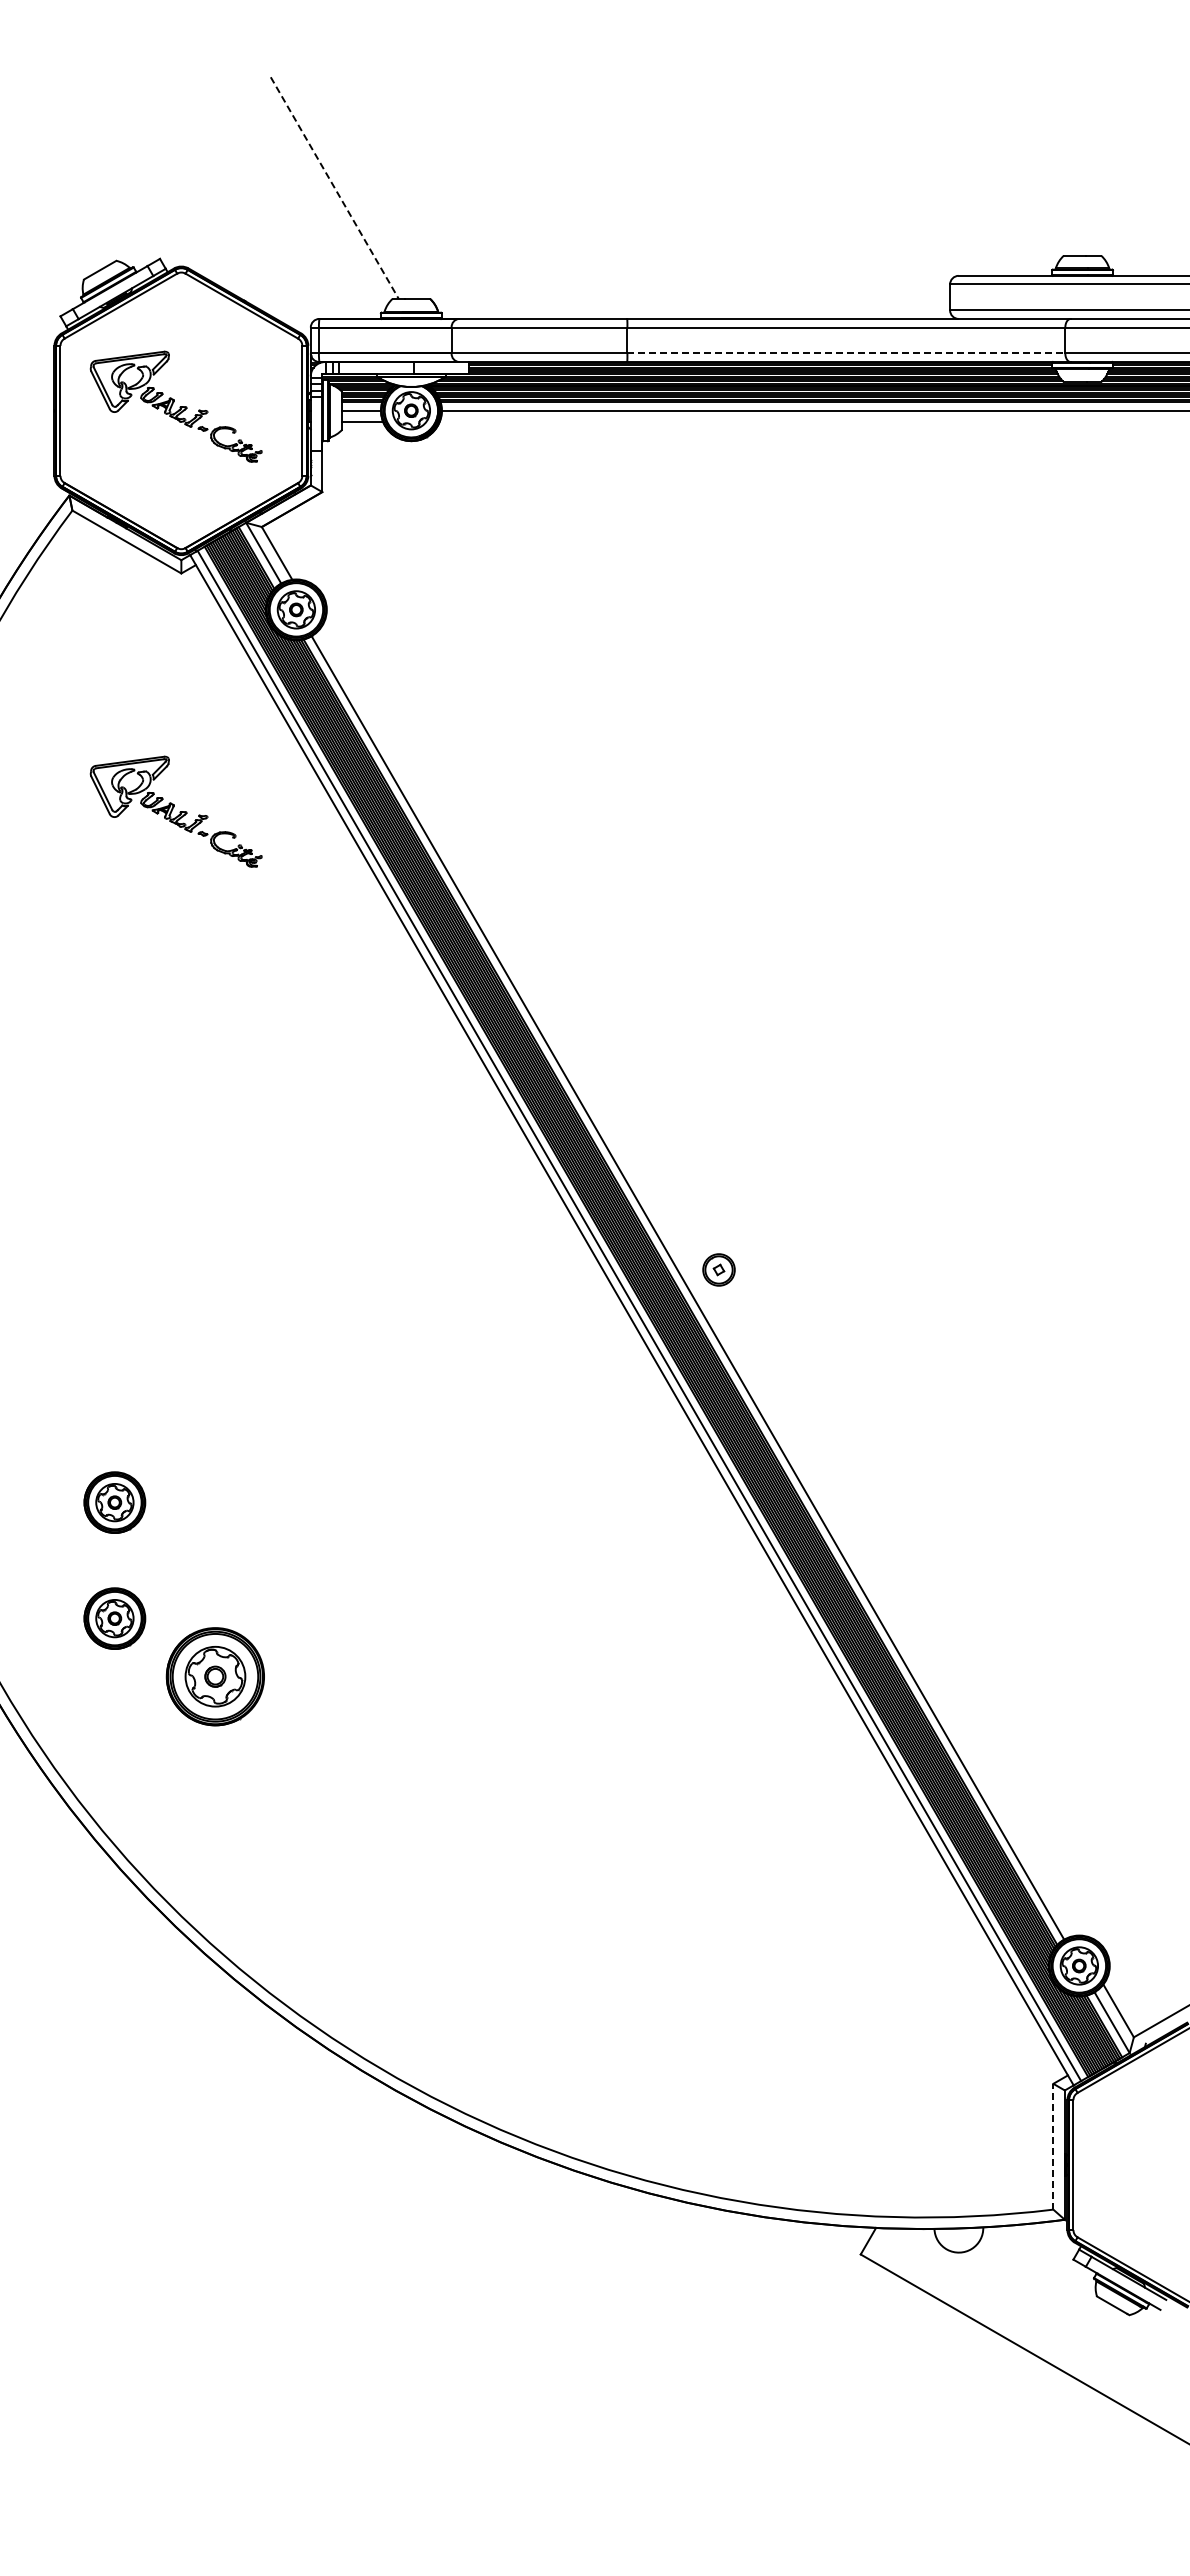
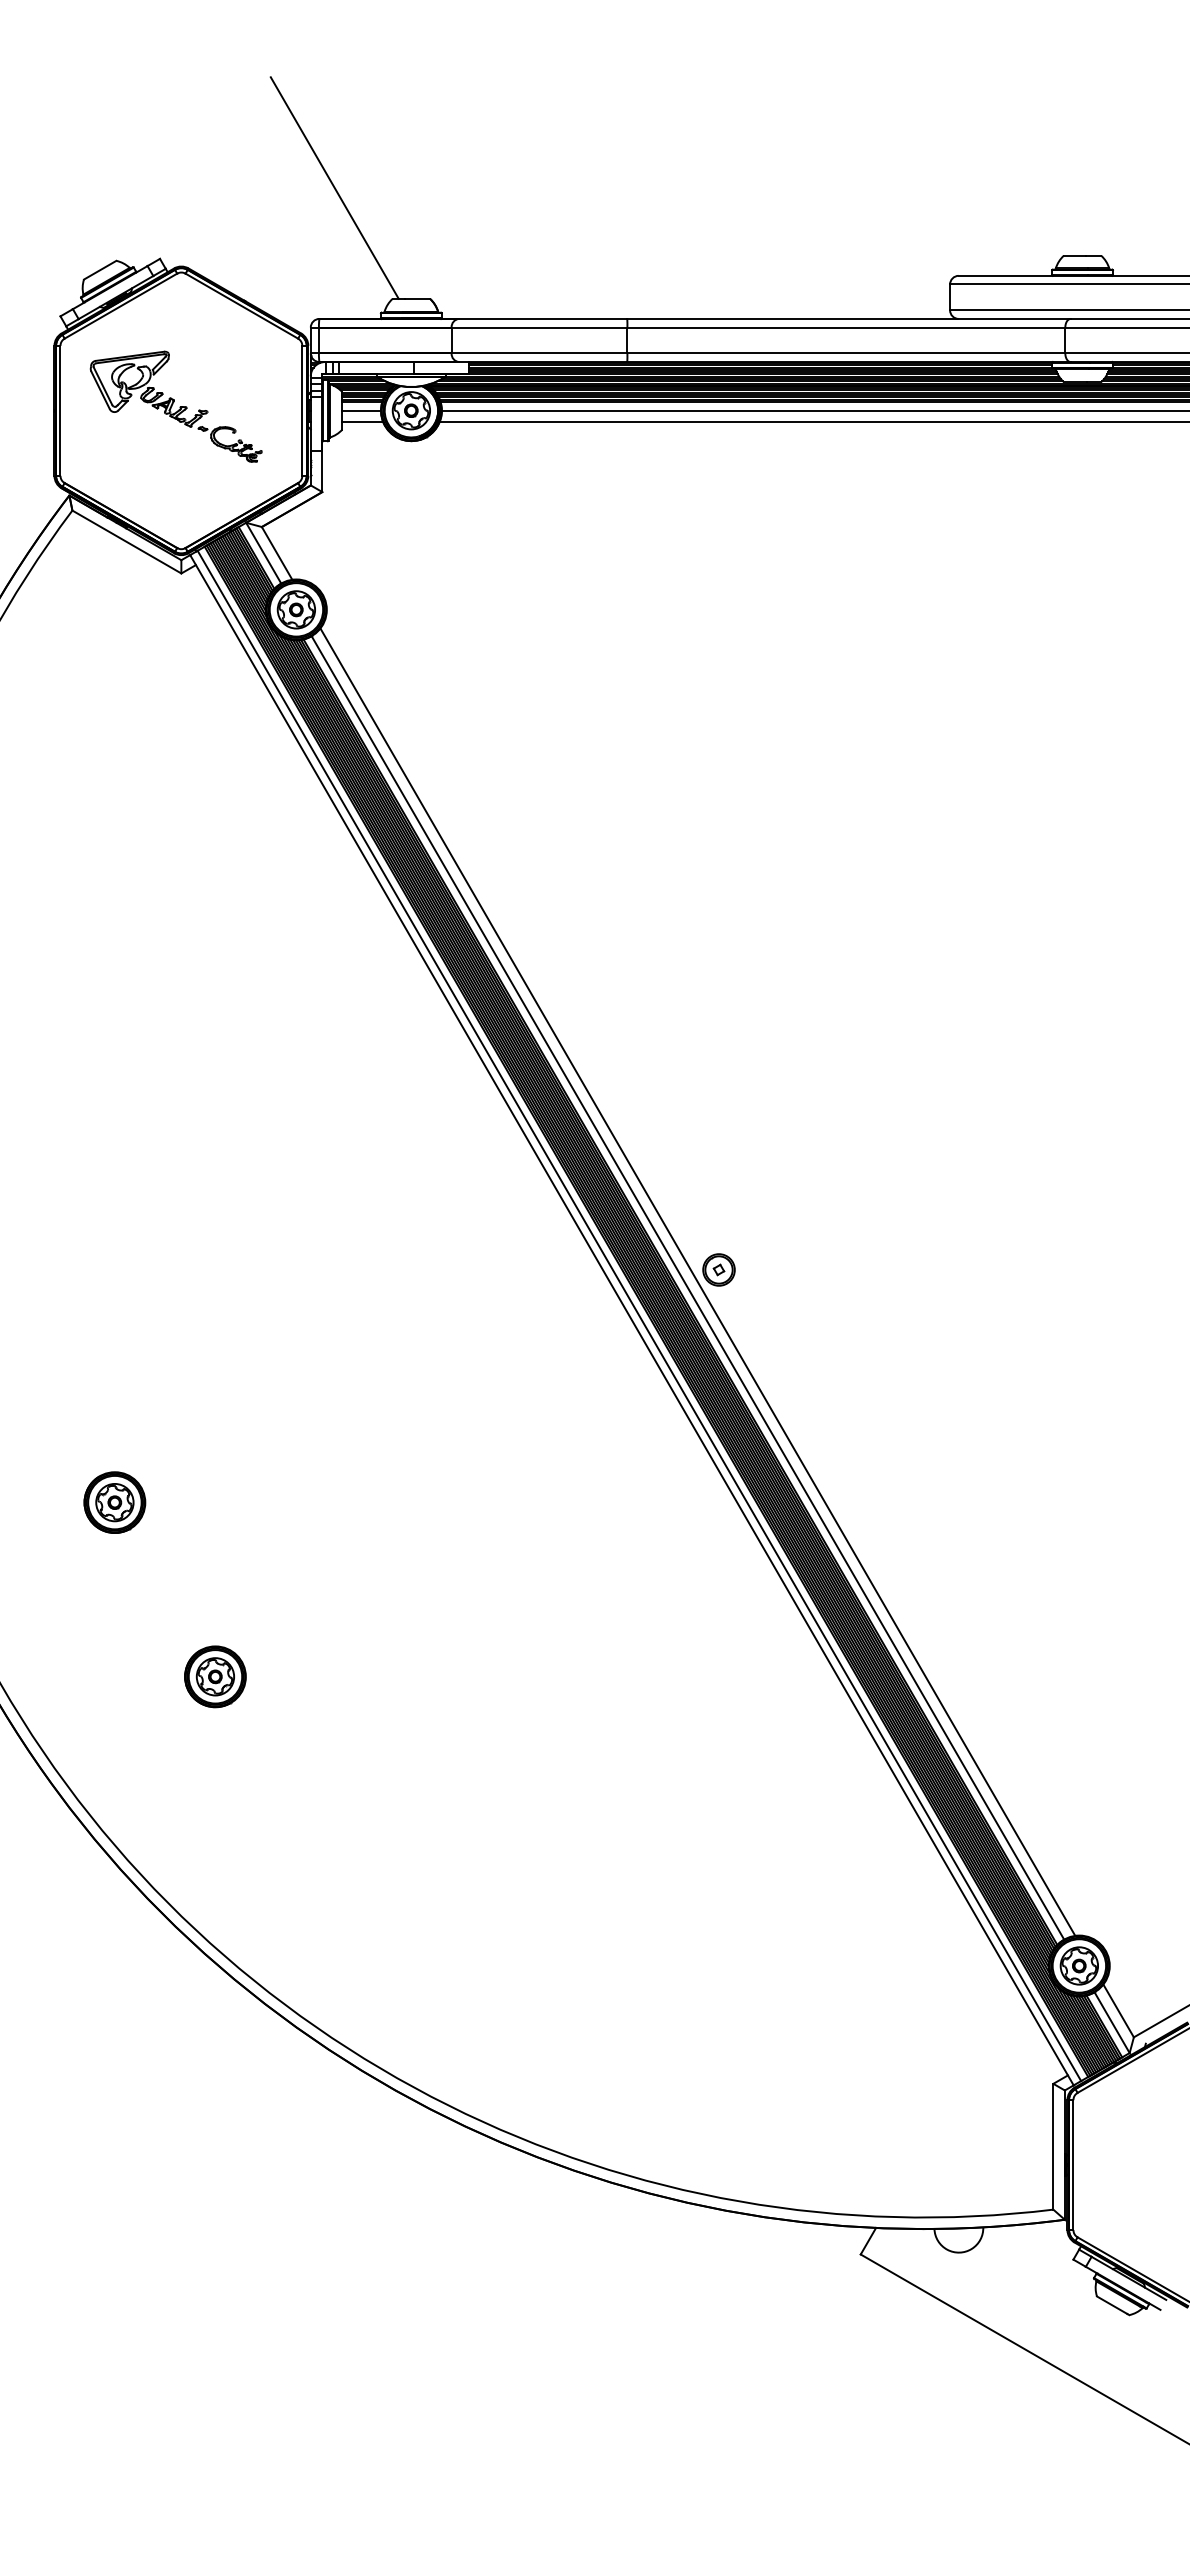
line: dashed -> solid (334, 188)
line: dashed -> solid (846, 353)
line: none -> present (812, 422)
part: present -> none (175, 811)
line: none -> present (697, 1281)
part: present -> none (114, 1618)
part size: 100x100 px -> 63x64 px (215, 1676)
line: dashed -> solid (1053, 2146)
